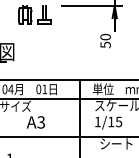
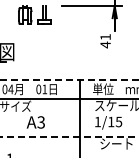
text: 50 -> 41 (105, 41)
line: solid -> dashed (69, 79)
line: solid -> dashed (69, 137)
